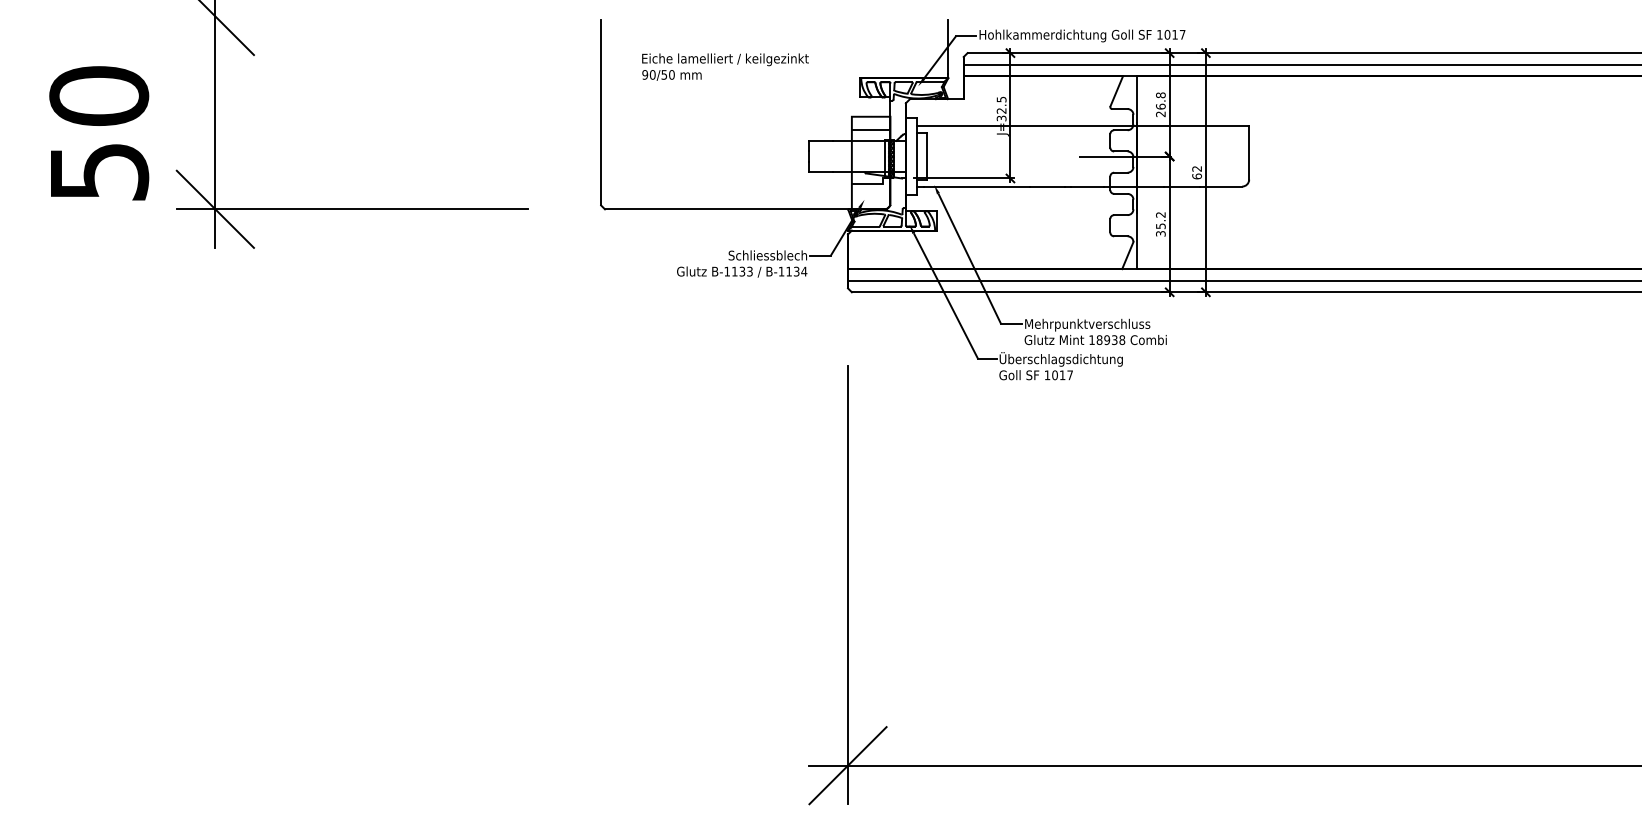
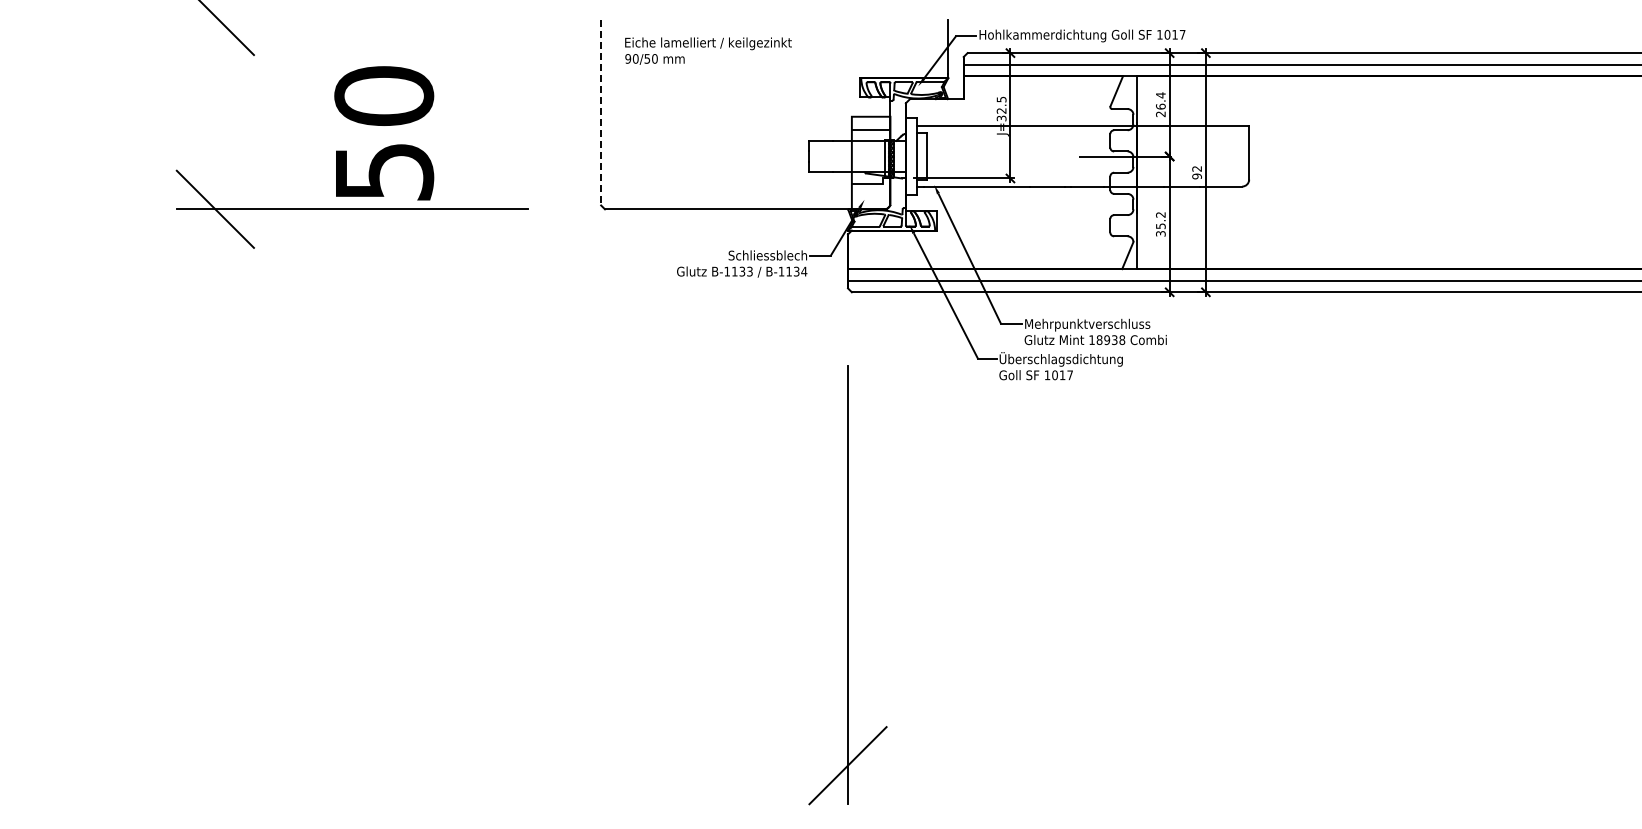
text position: (725, 66) -> (708, 50) (708, 50)
text: 26.8 -> 26.4 (1160, 95)
line: solid -> dashed (601, 112)
line: present -> none (215, 124)
text position: (99, 133) -> (384, 133) (384, 133)
text: 62 -> 92 (1196, 176)
line: present -> none (1223, 765)
